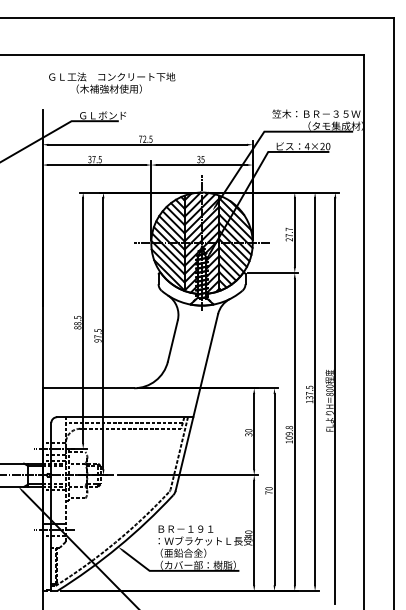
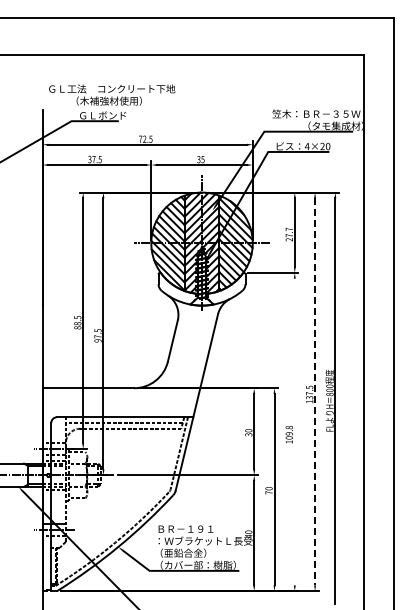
text position: (112, 82) -> (112, 94) (112, 94)
line: solid -> dashed (315, 391)
line: present -> none (294, 431)
